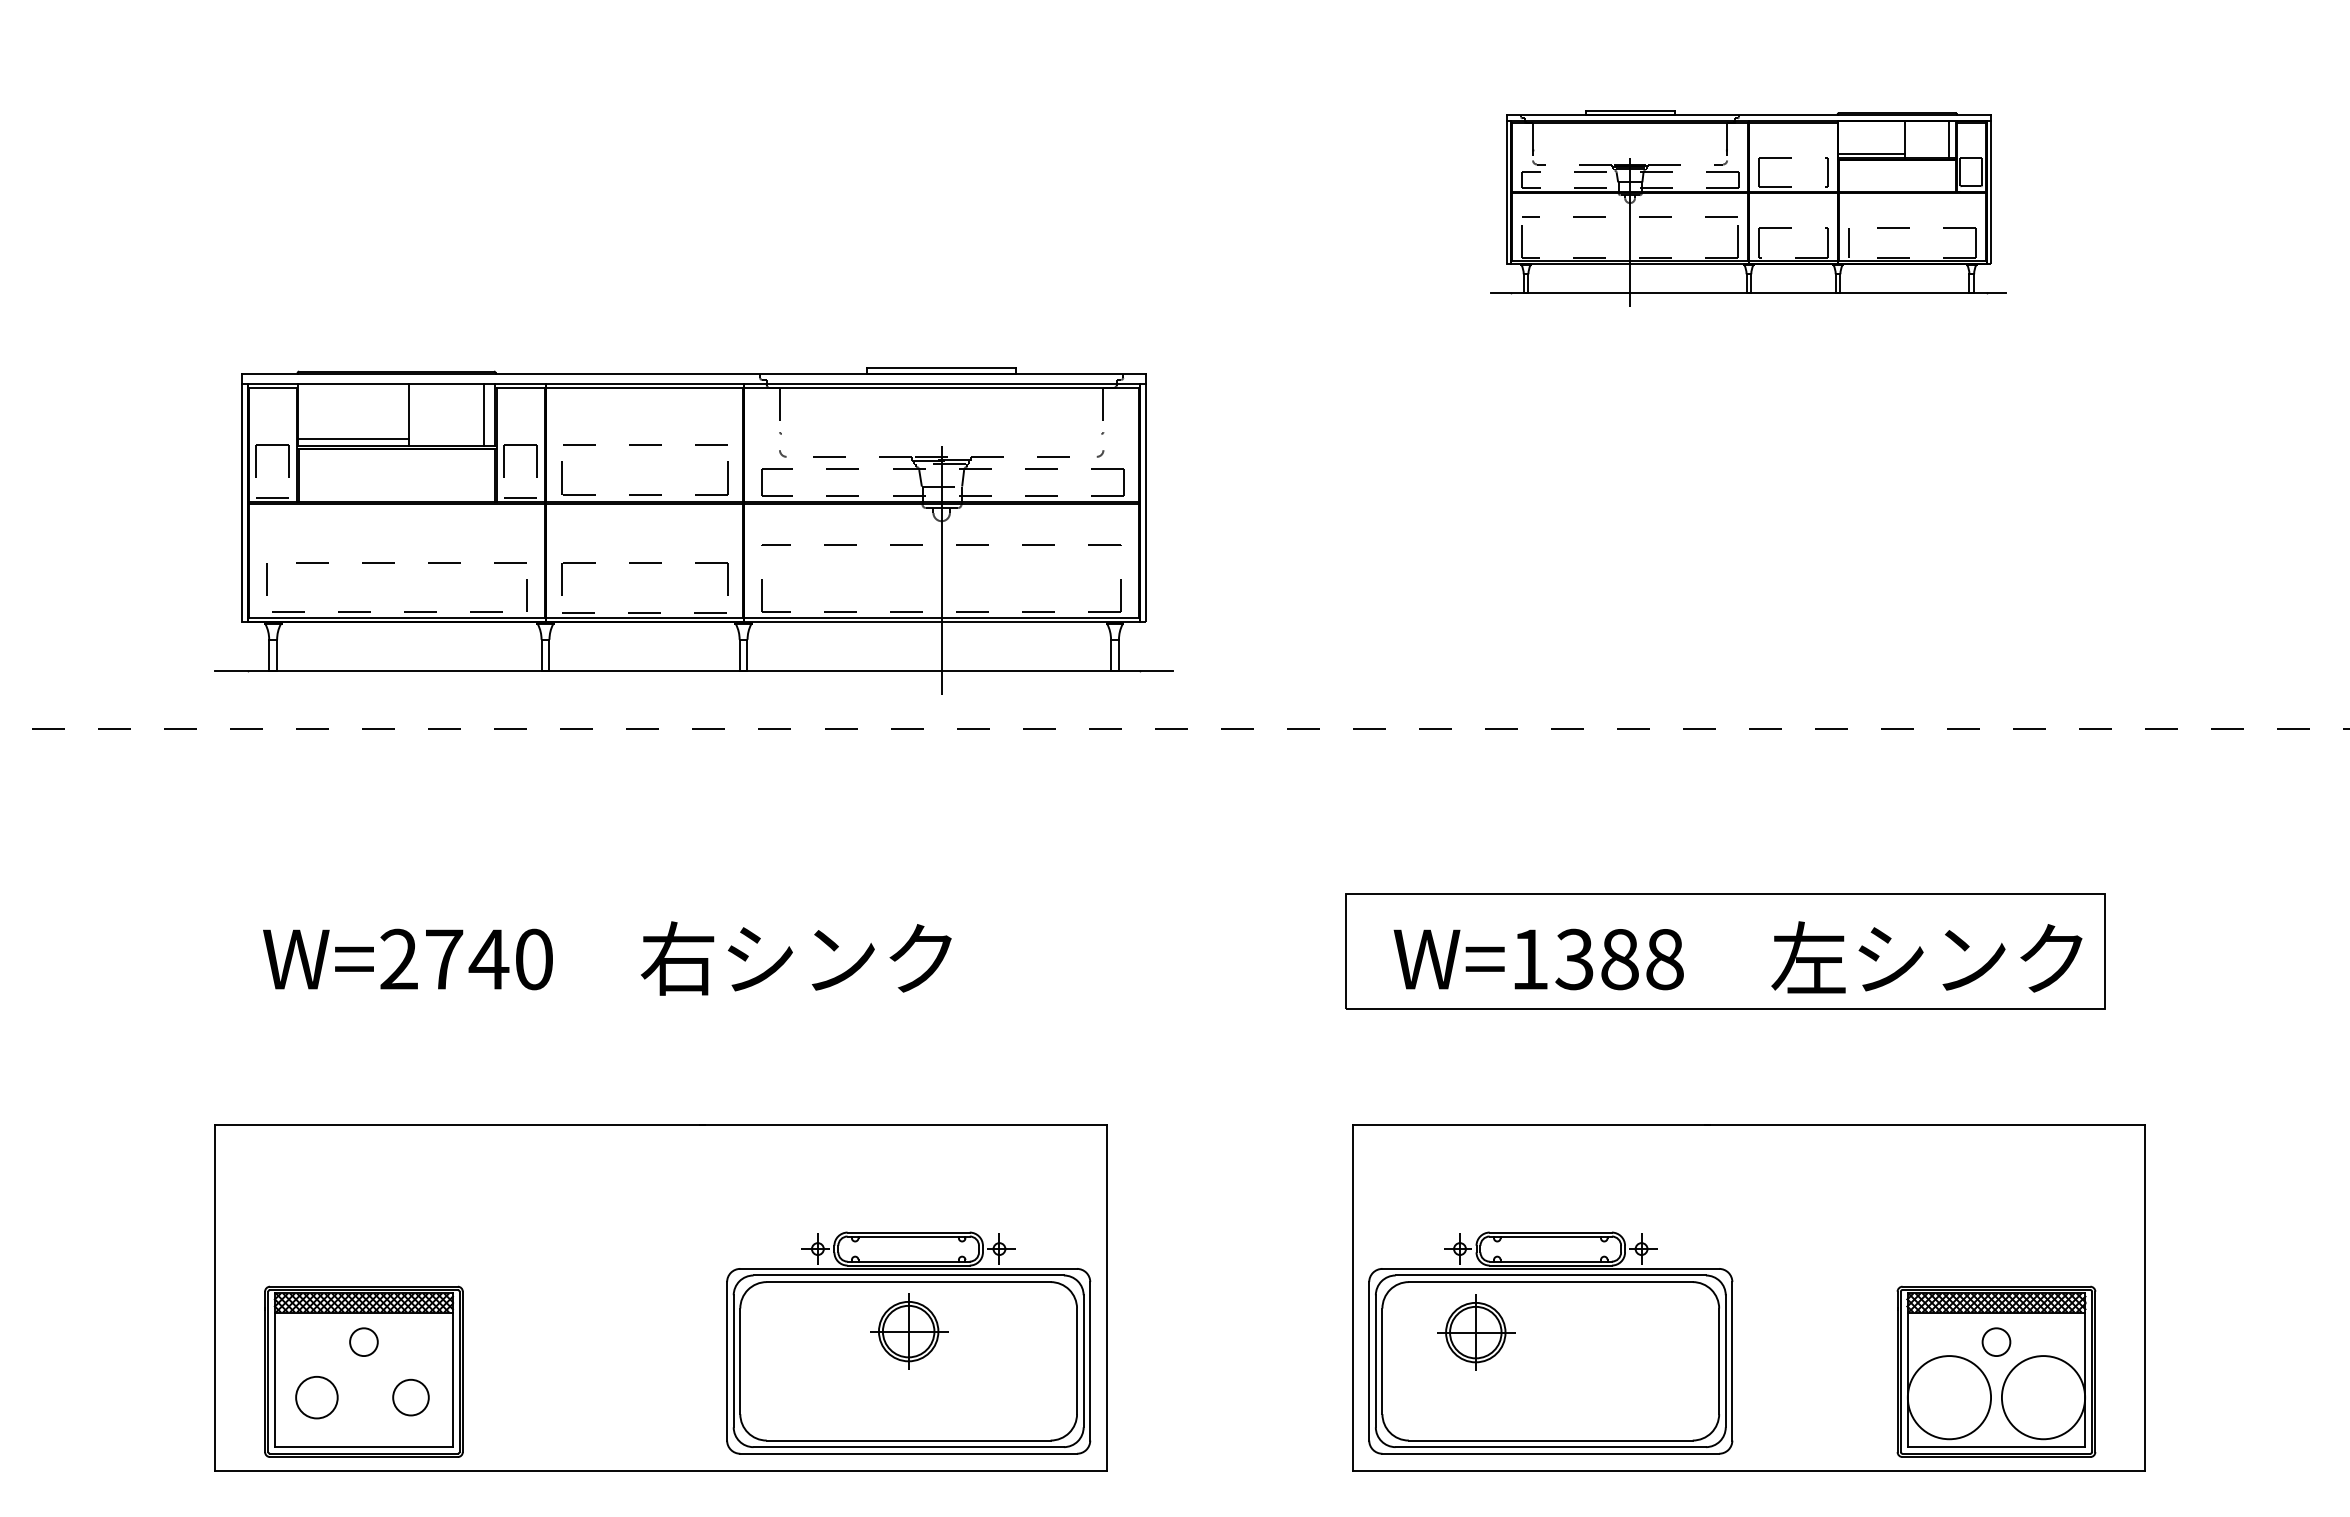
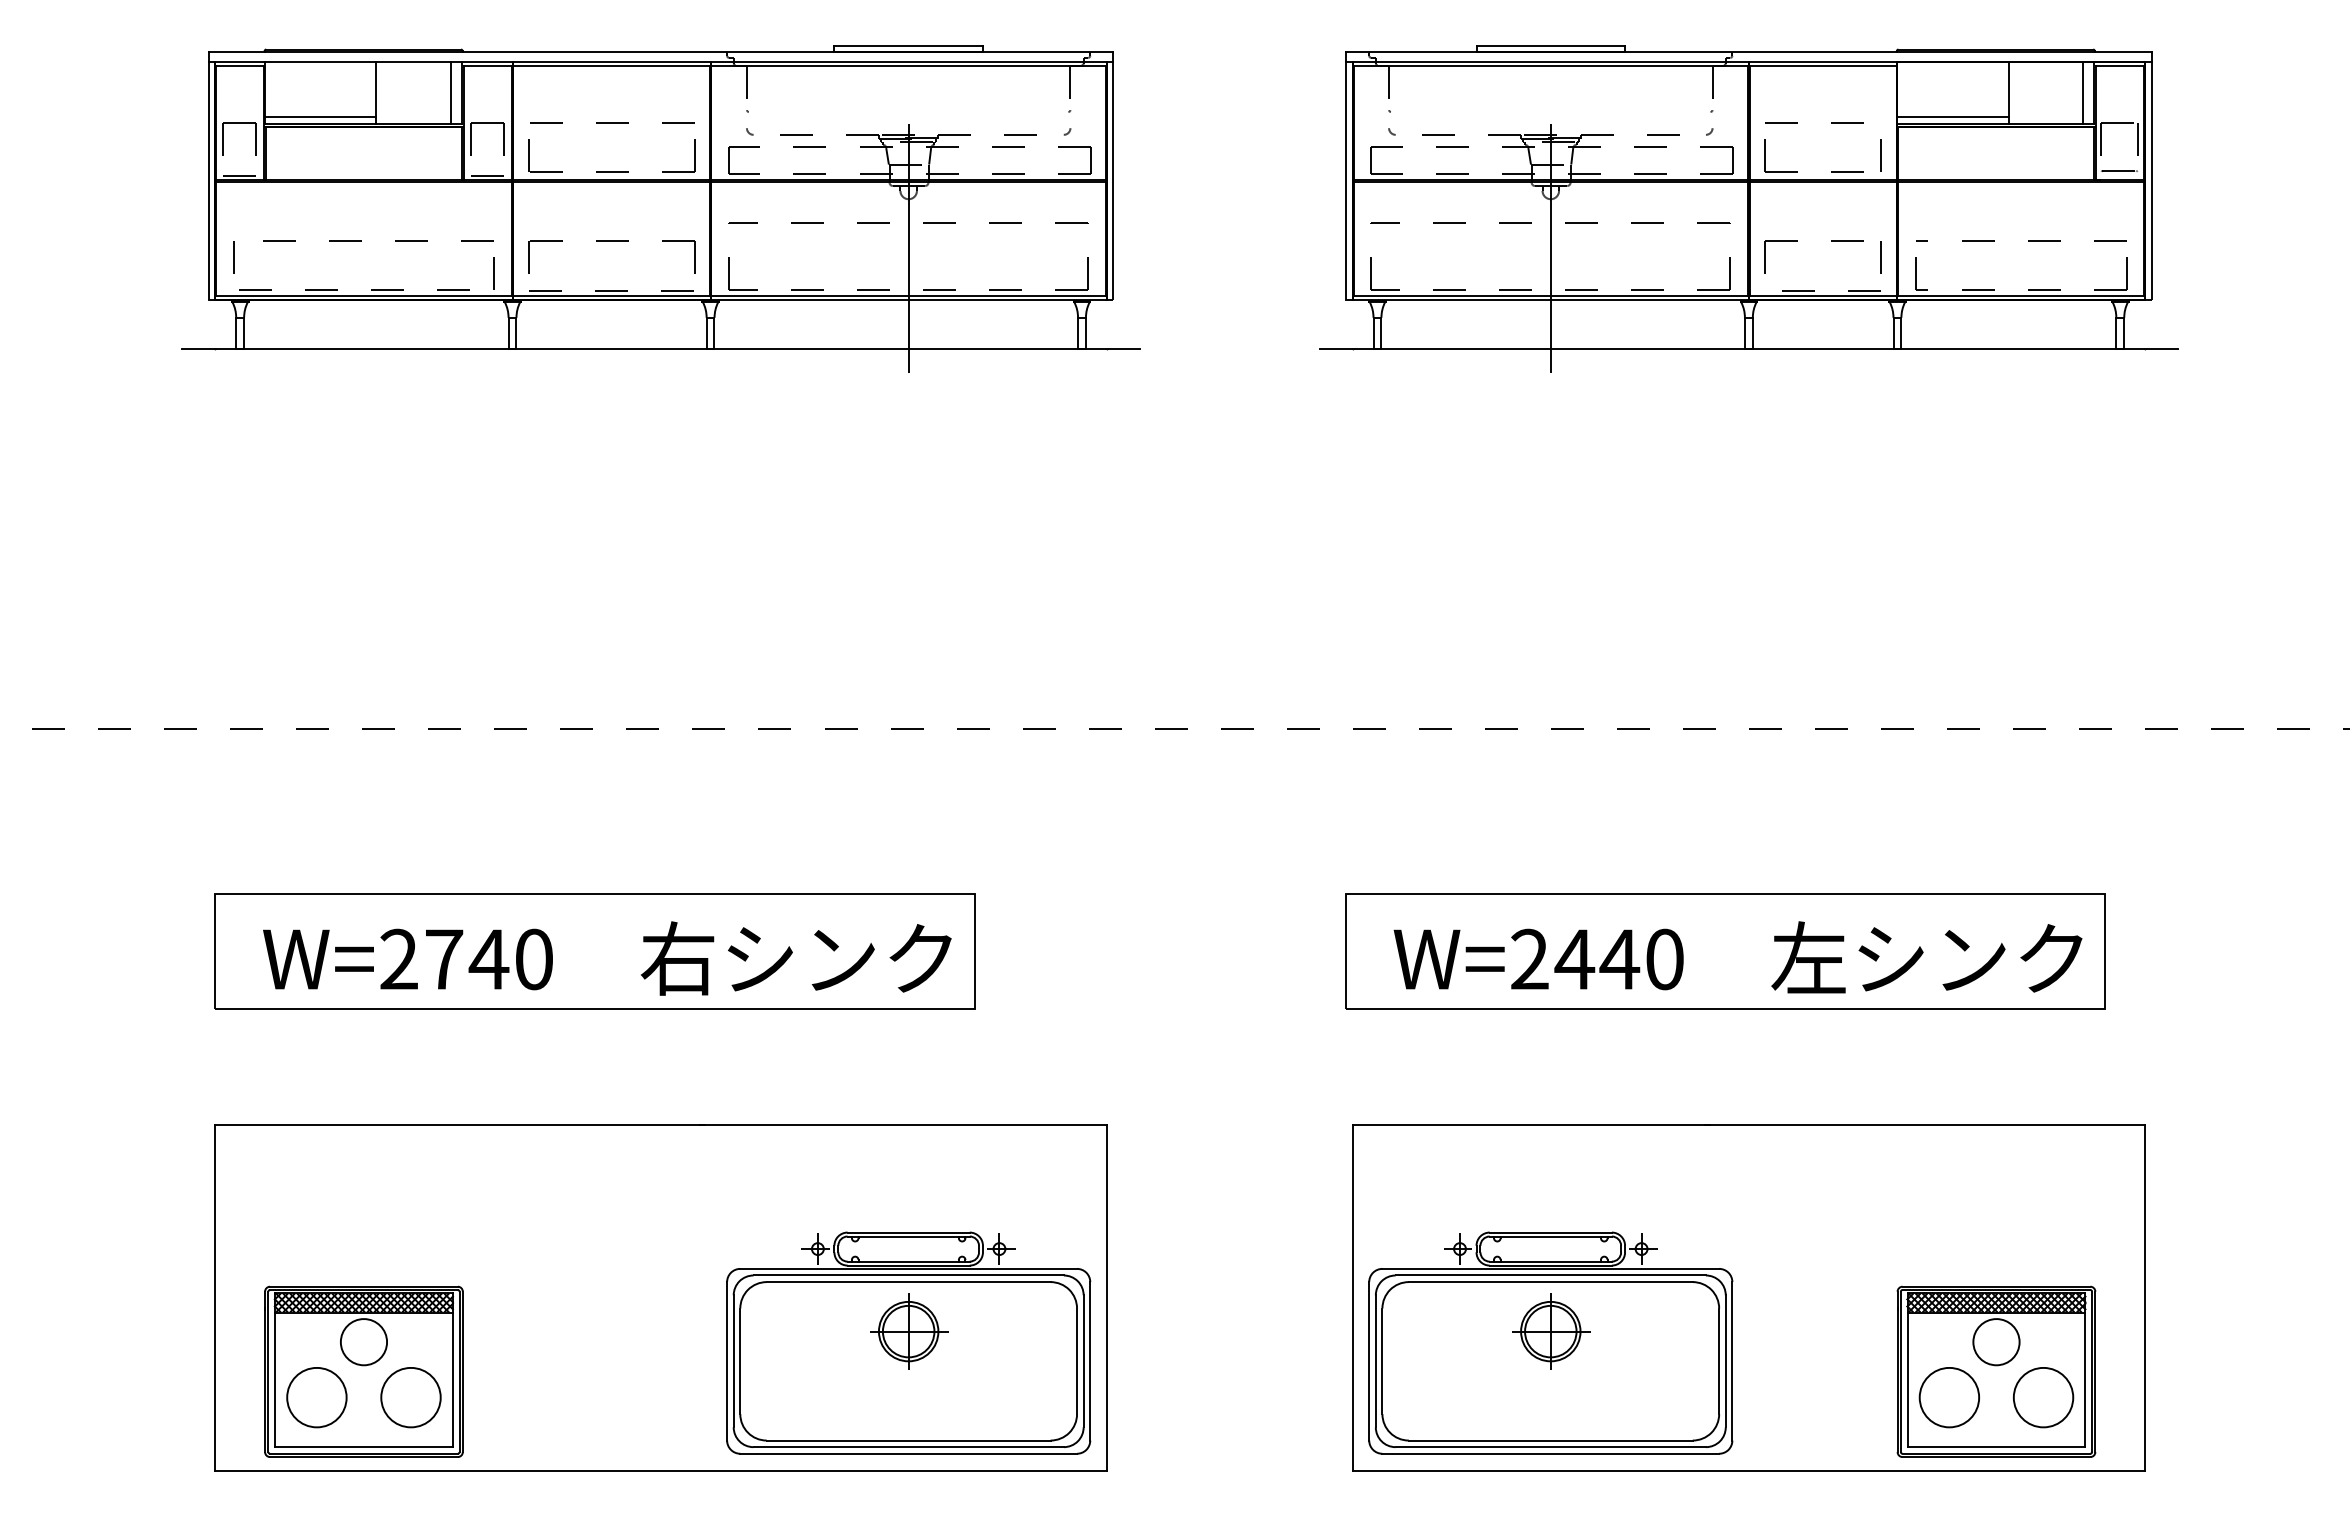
part size: 517x197 px -> 860x328 px (1748, 208)
part position: (693, 530) -> (660, 208) (660, 208)
part: none -> present (594, 951)
text: W=1388 -> W=2440 (1597, 959)
part position: (1476, 1332) -> (1551, 1331) (1551, 1331)
circle diameter: 28 px -> 46 px (363, 1342)
circle diameter: 28 px -> 46 px (1996, 1342)
circle diameter: 42 px -> 59 px (316, 1397)
circle diameter: 36 px -> 59 px (410, 1397)
circle diameter: 83 px -> 59 px (1949, 1397)
circle diameter: 83 px -> 59 px (2043, 1397)
